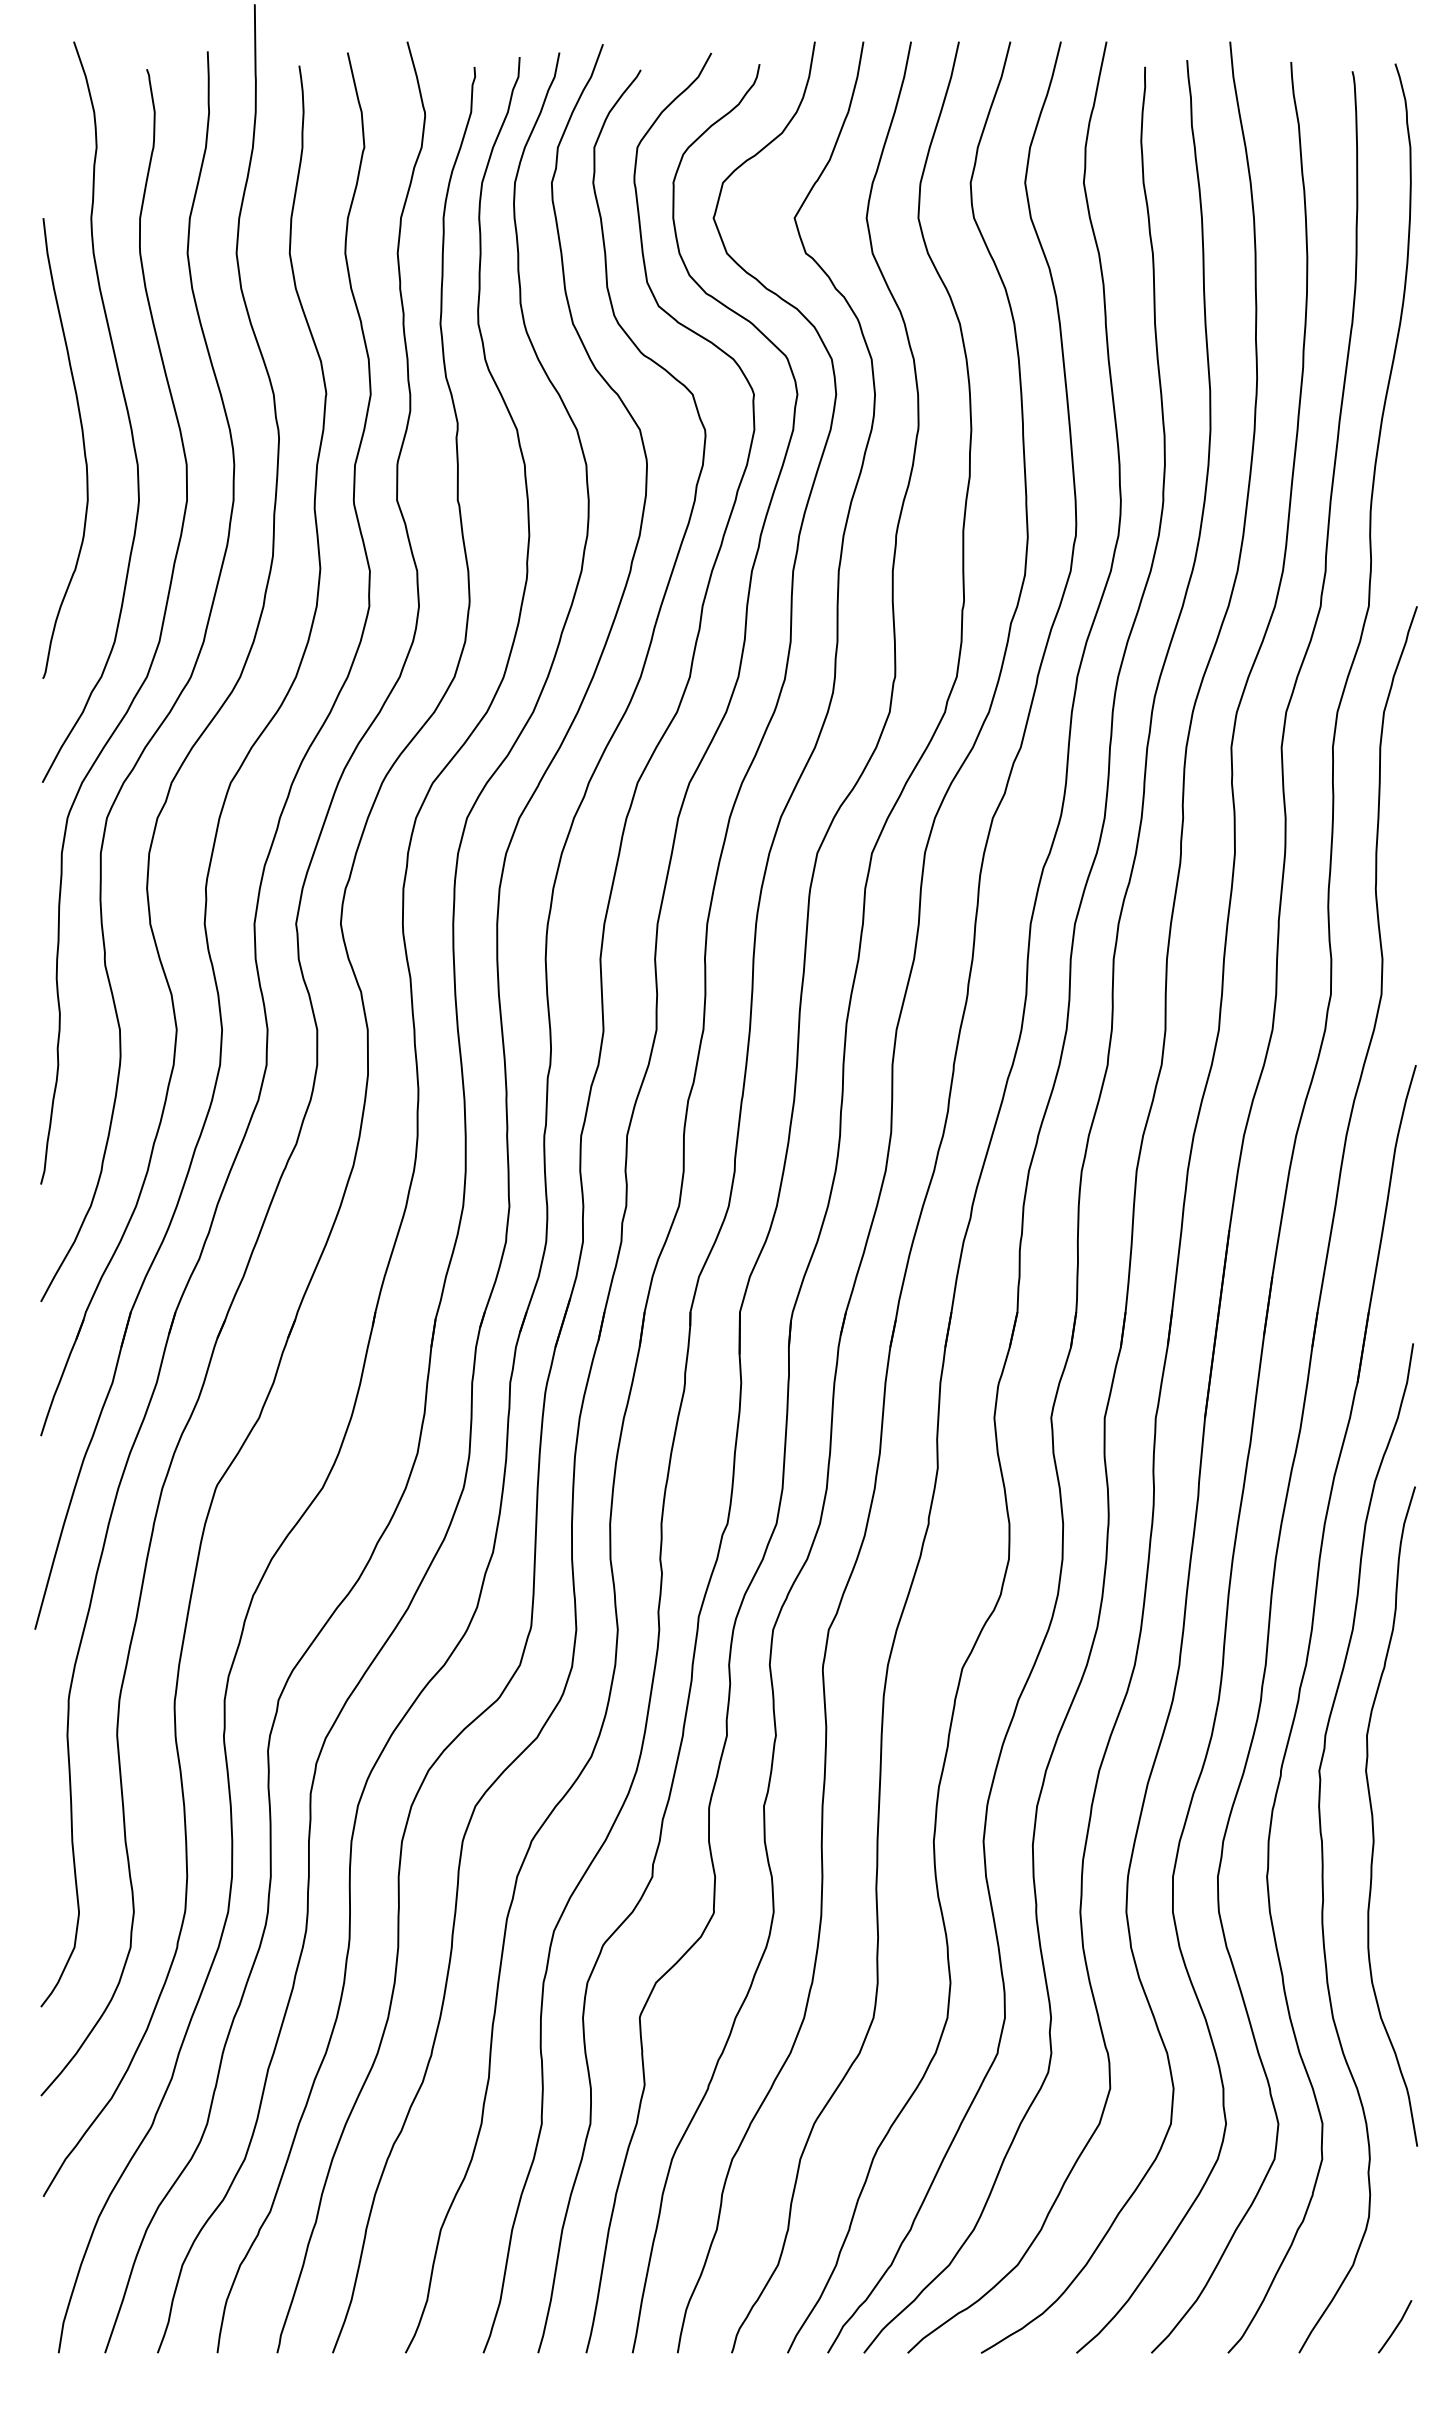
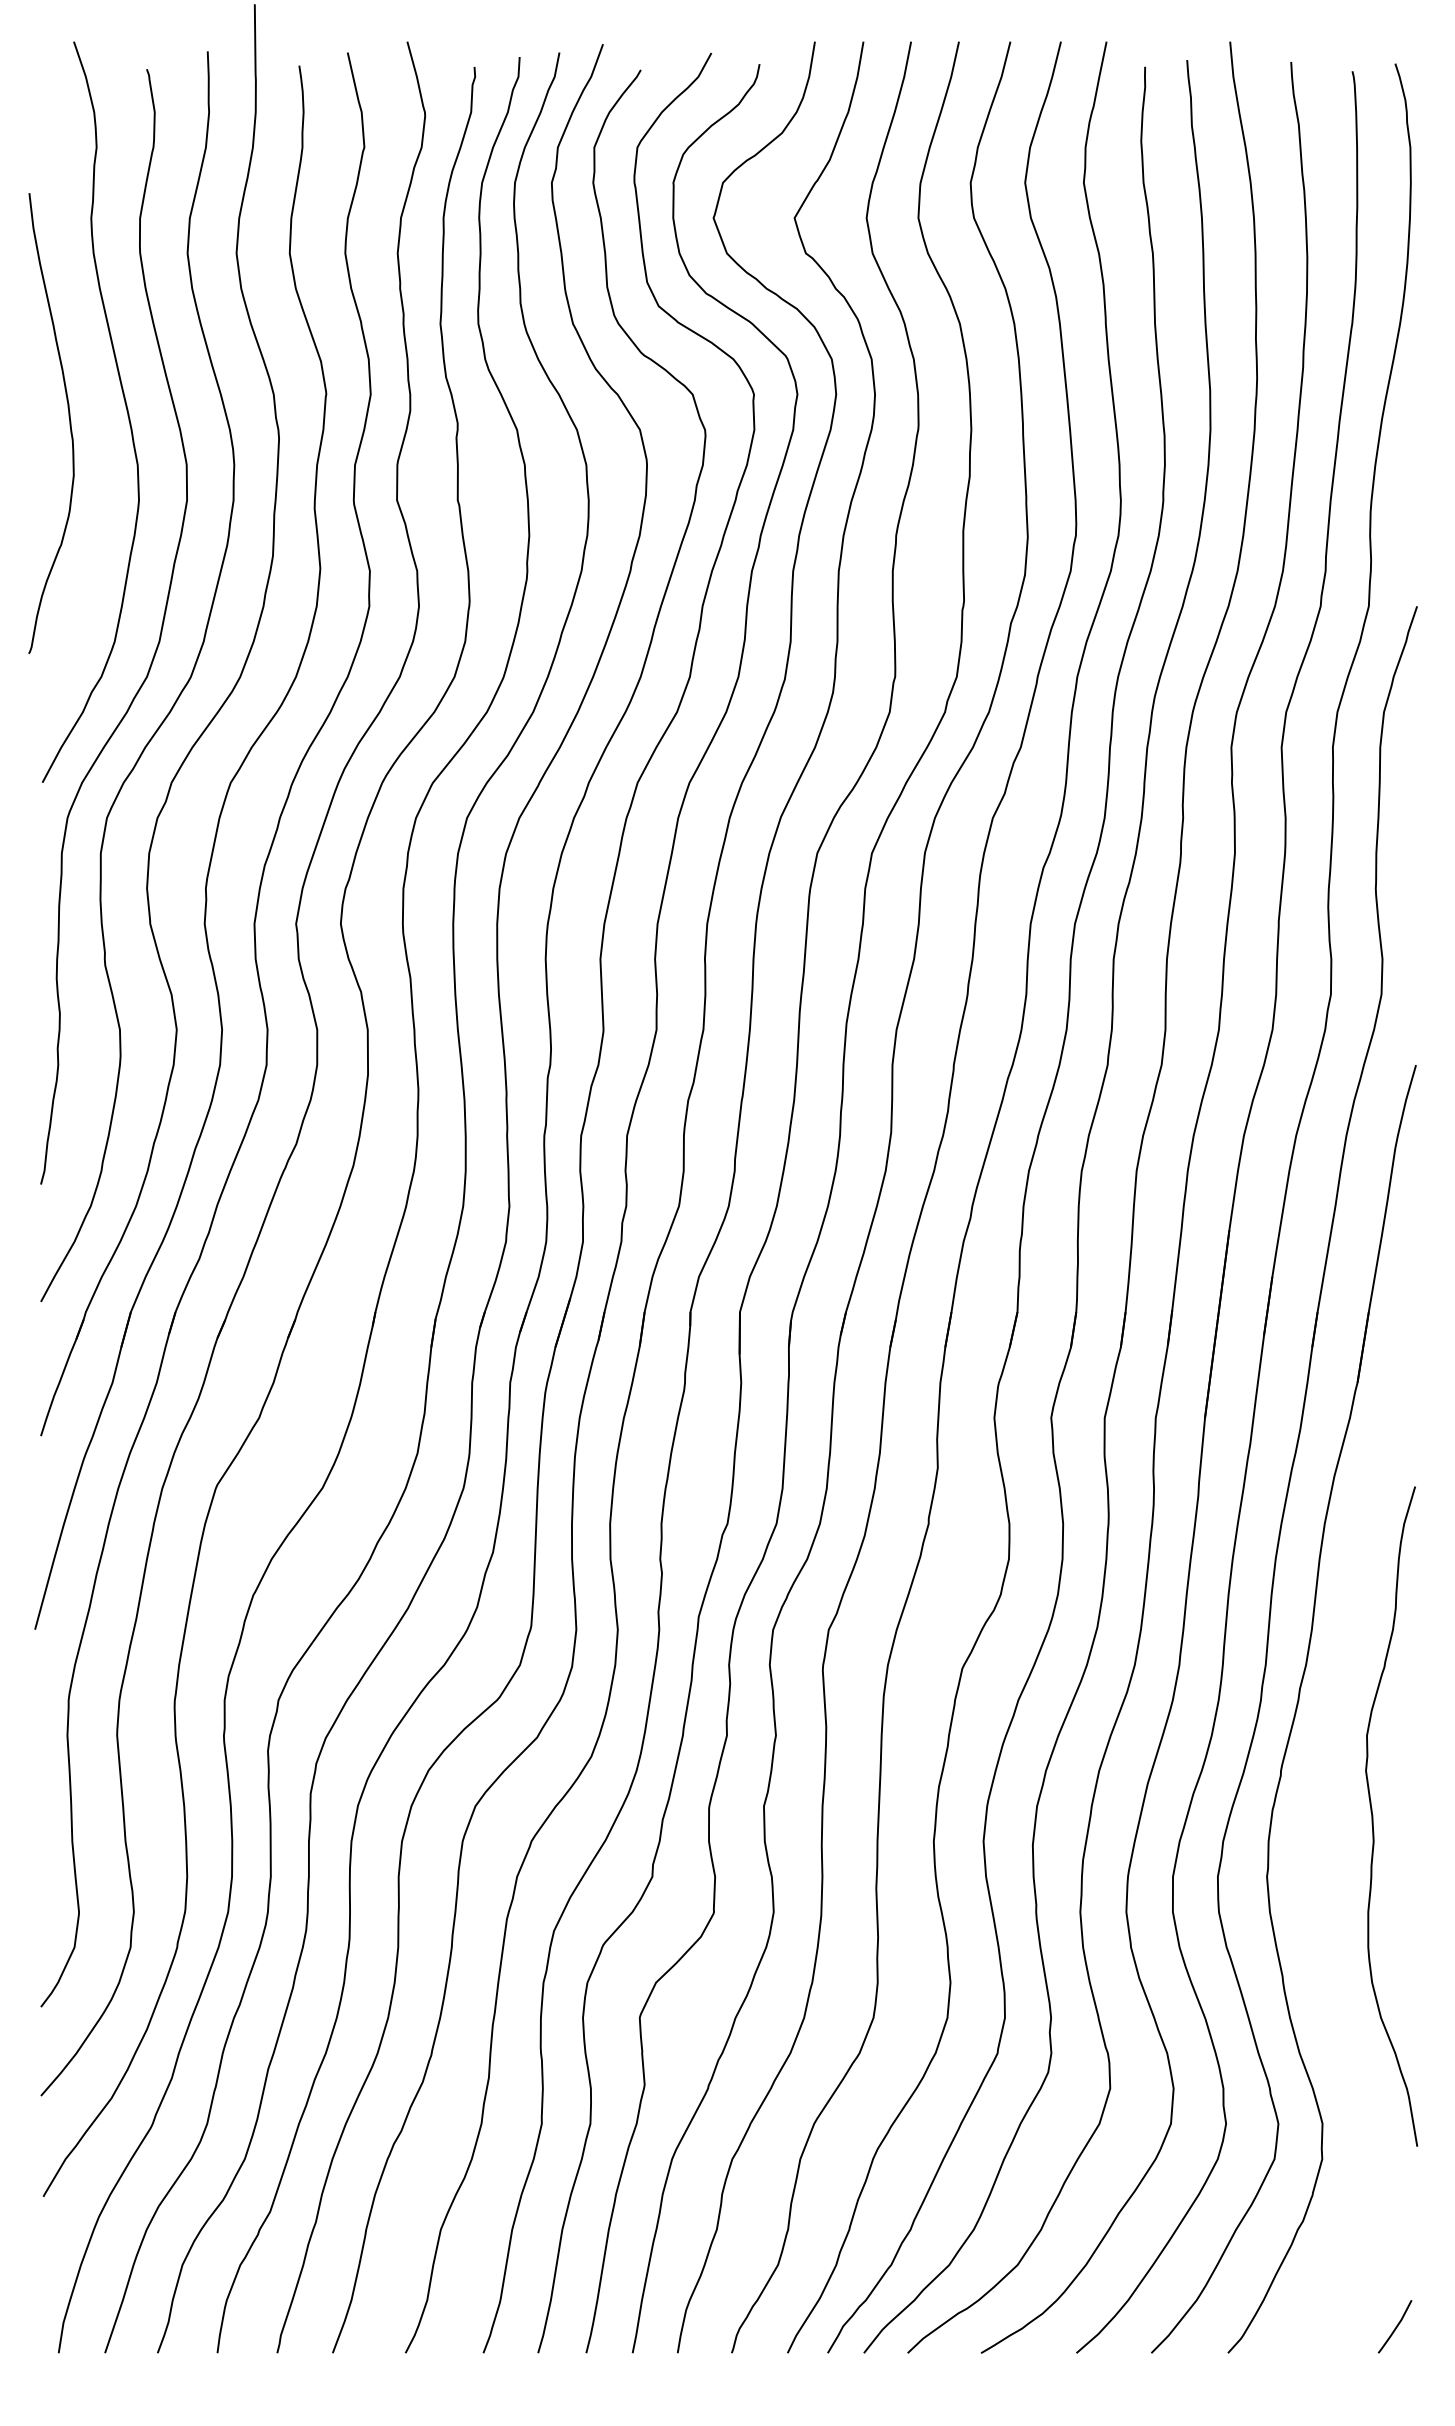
curve position: (83, 448) -> (69, 423) (69, 423)
curve: present -> none (1323, 1848)
